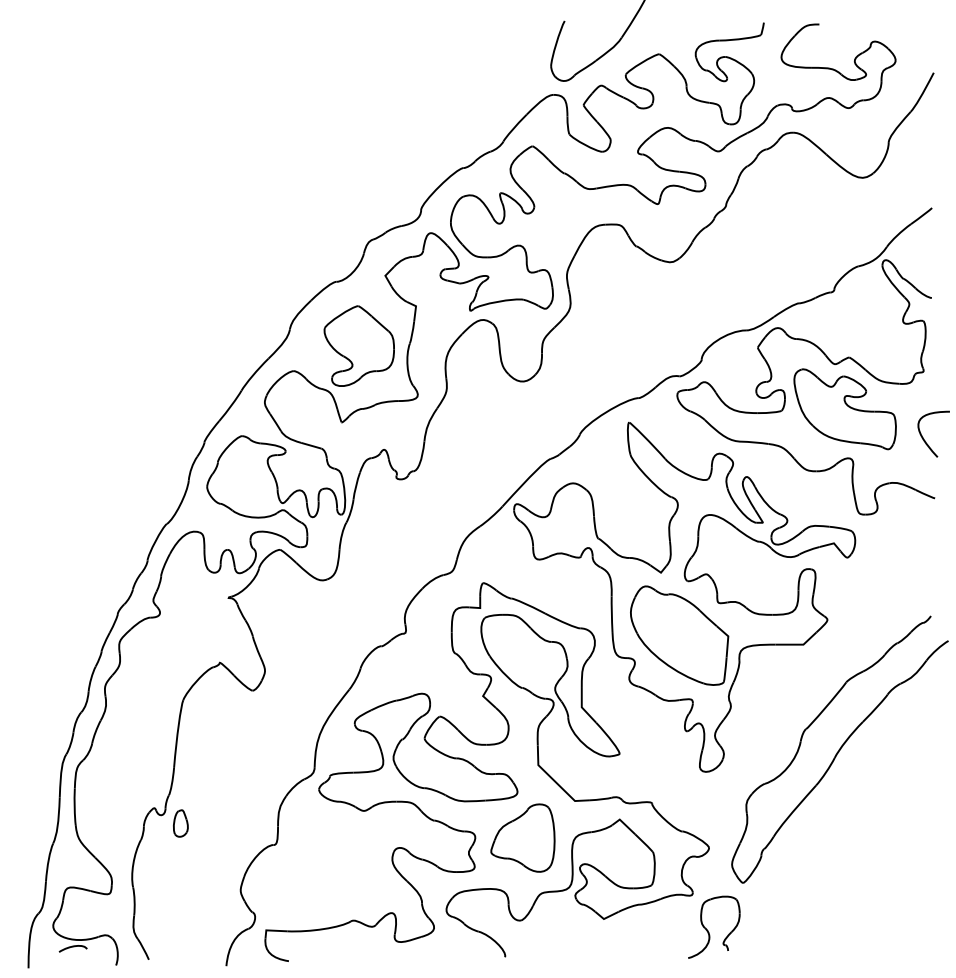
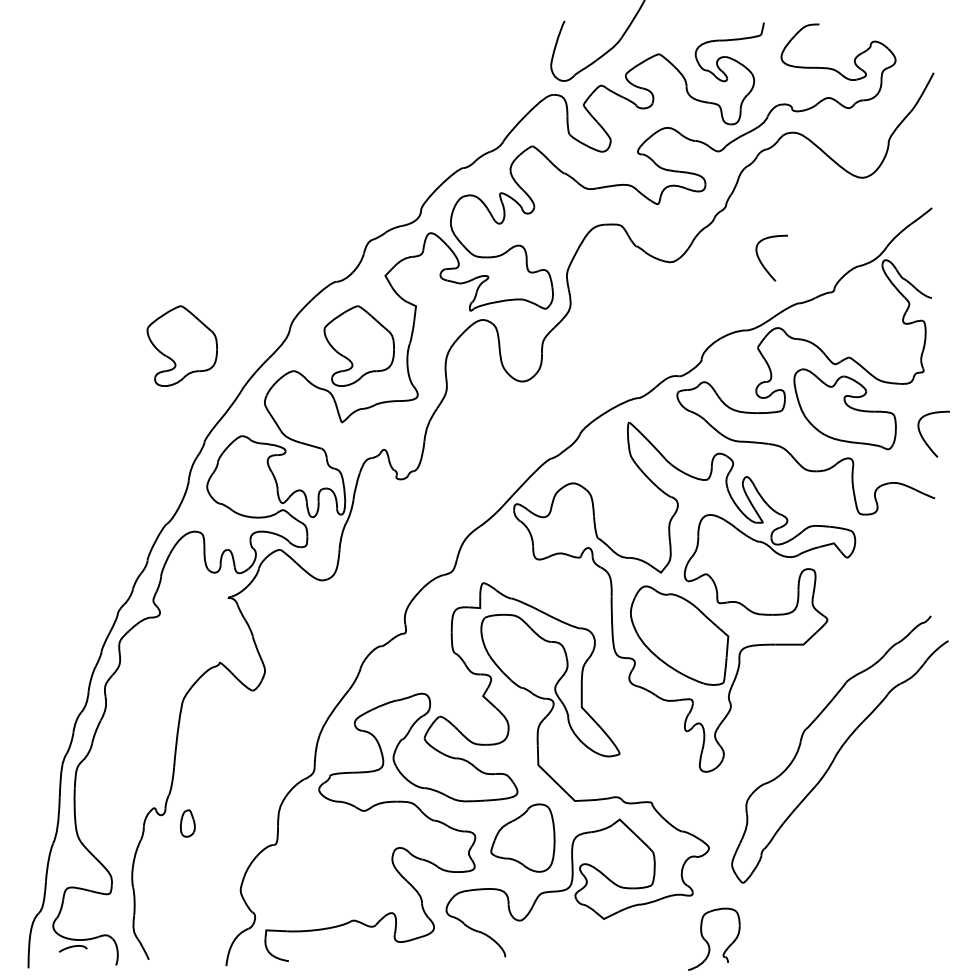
curve: none -> present (763, 264)
part: none -> present (181, 345)
part position: (180, 823) -> (187, 823) (187, 823)
part position: (708, 930) -> (708, 942) (708, 942)
